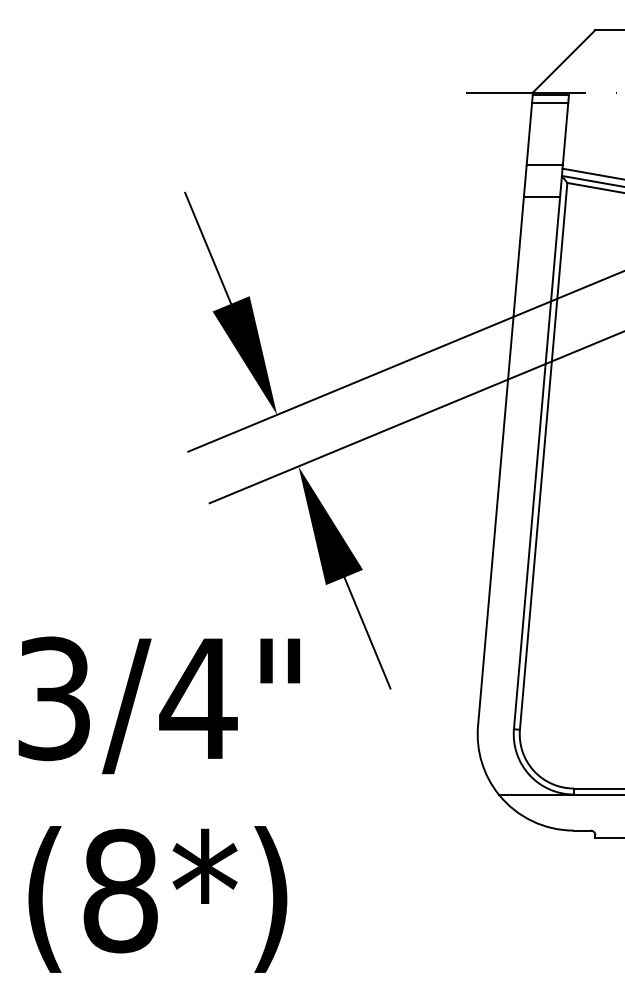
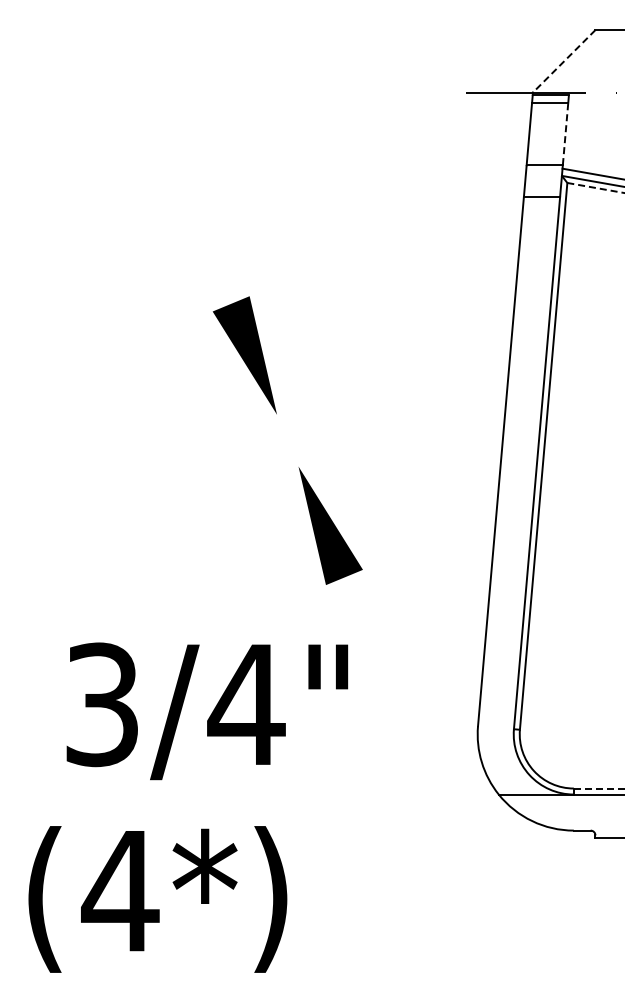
line: solid -> dashed (563, 61)
line: solid -> dashed (565, 134)
line: solid -> dashed (595, 188)
line: present -> none (208, 247)
line: present -> none (404, 361)
line: present -> none (415, 417)
line: present -> none (367, 632)
text position: (159, 705) -> (207, 711) (207, 711)
line: solid -> dashed (599, 788)
text: (8*) -> (4*) (120, 890)
